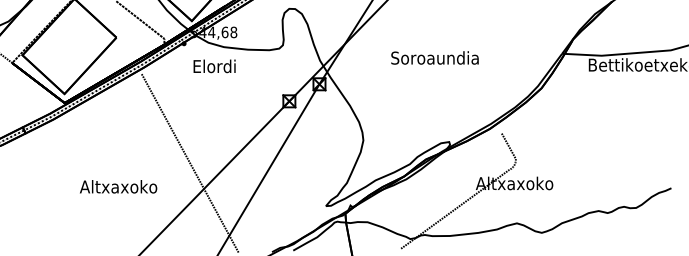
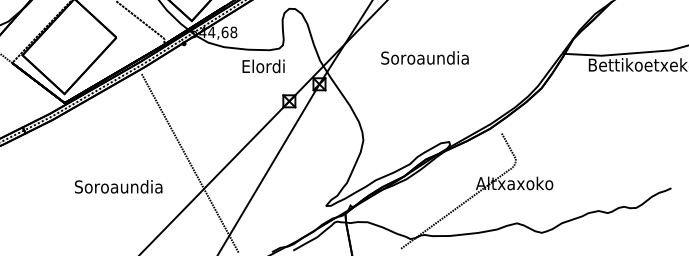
text position: (434, 57) -> (424, 57) (424, 57)
text position: (214, 66) -> (263, 66) (263, 66)
text: Altxaxoko -> Soroaundia (118, 186)
